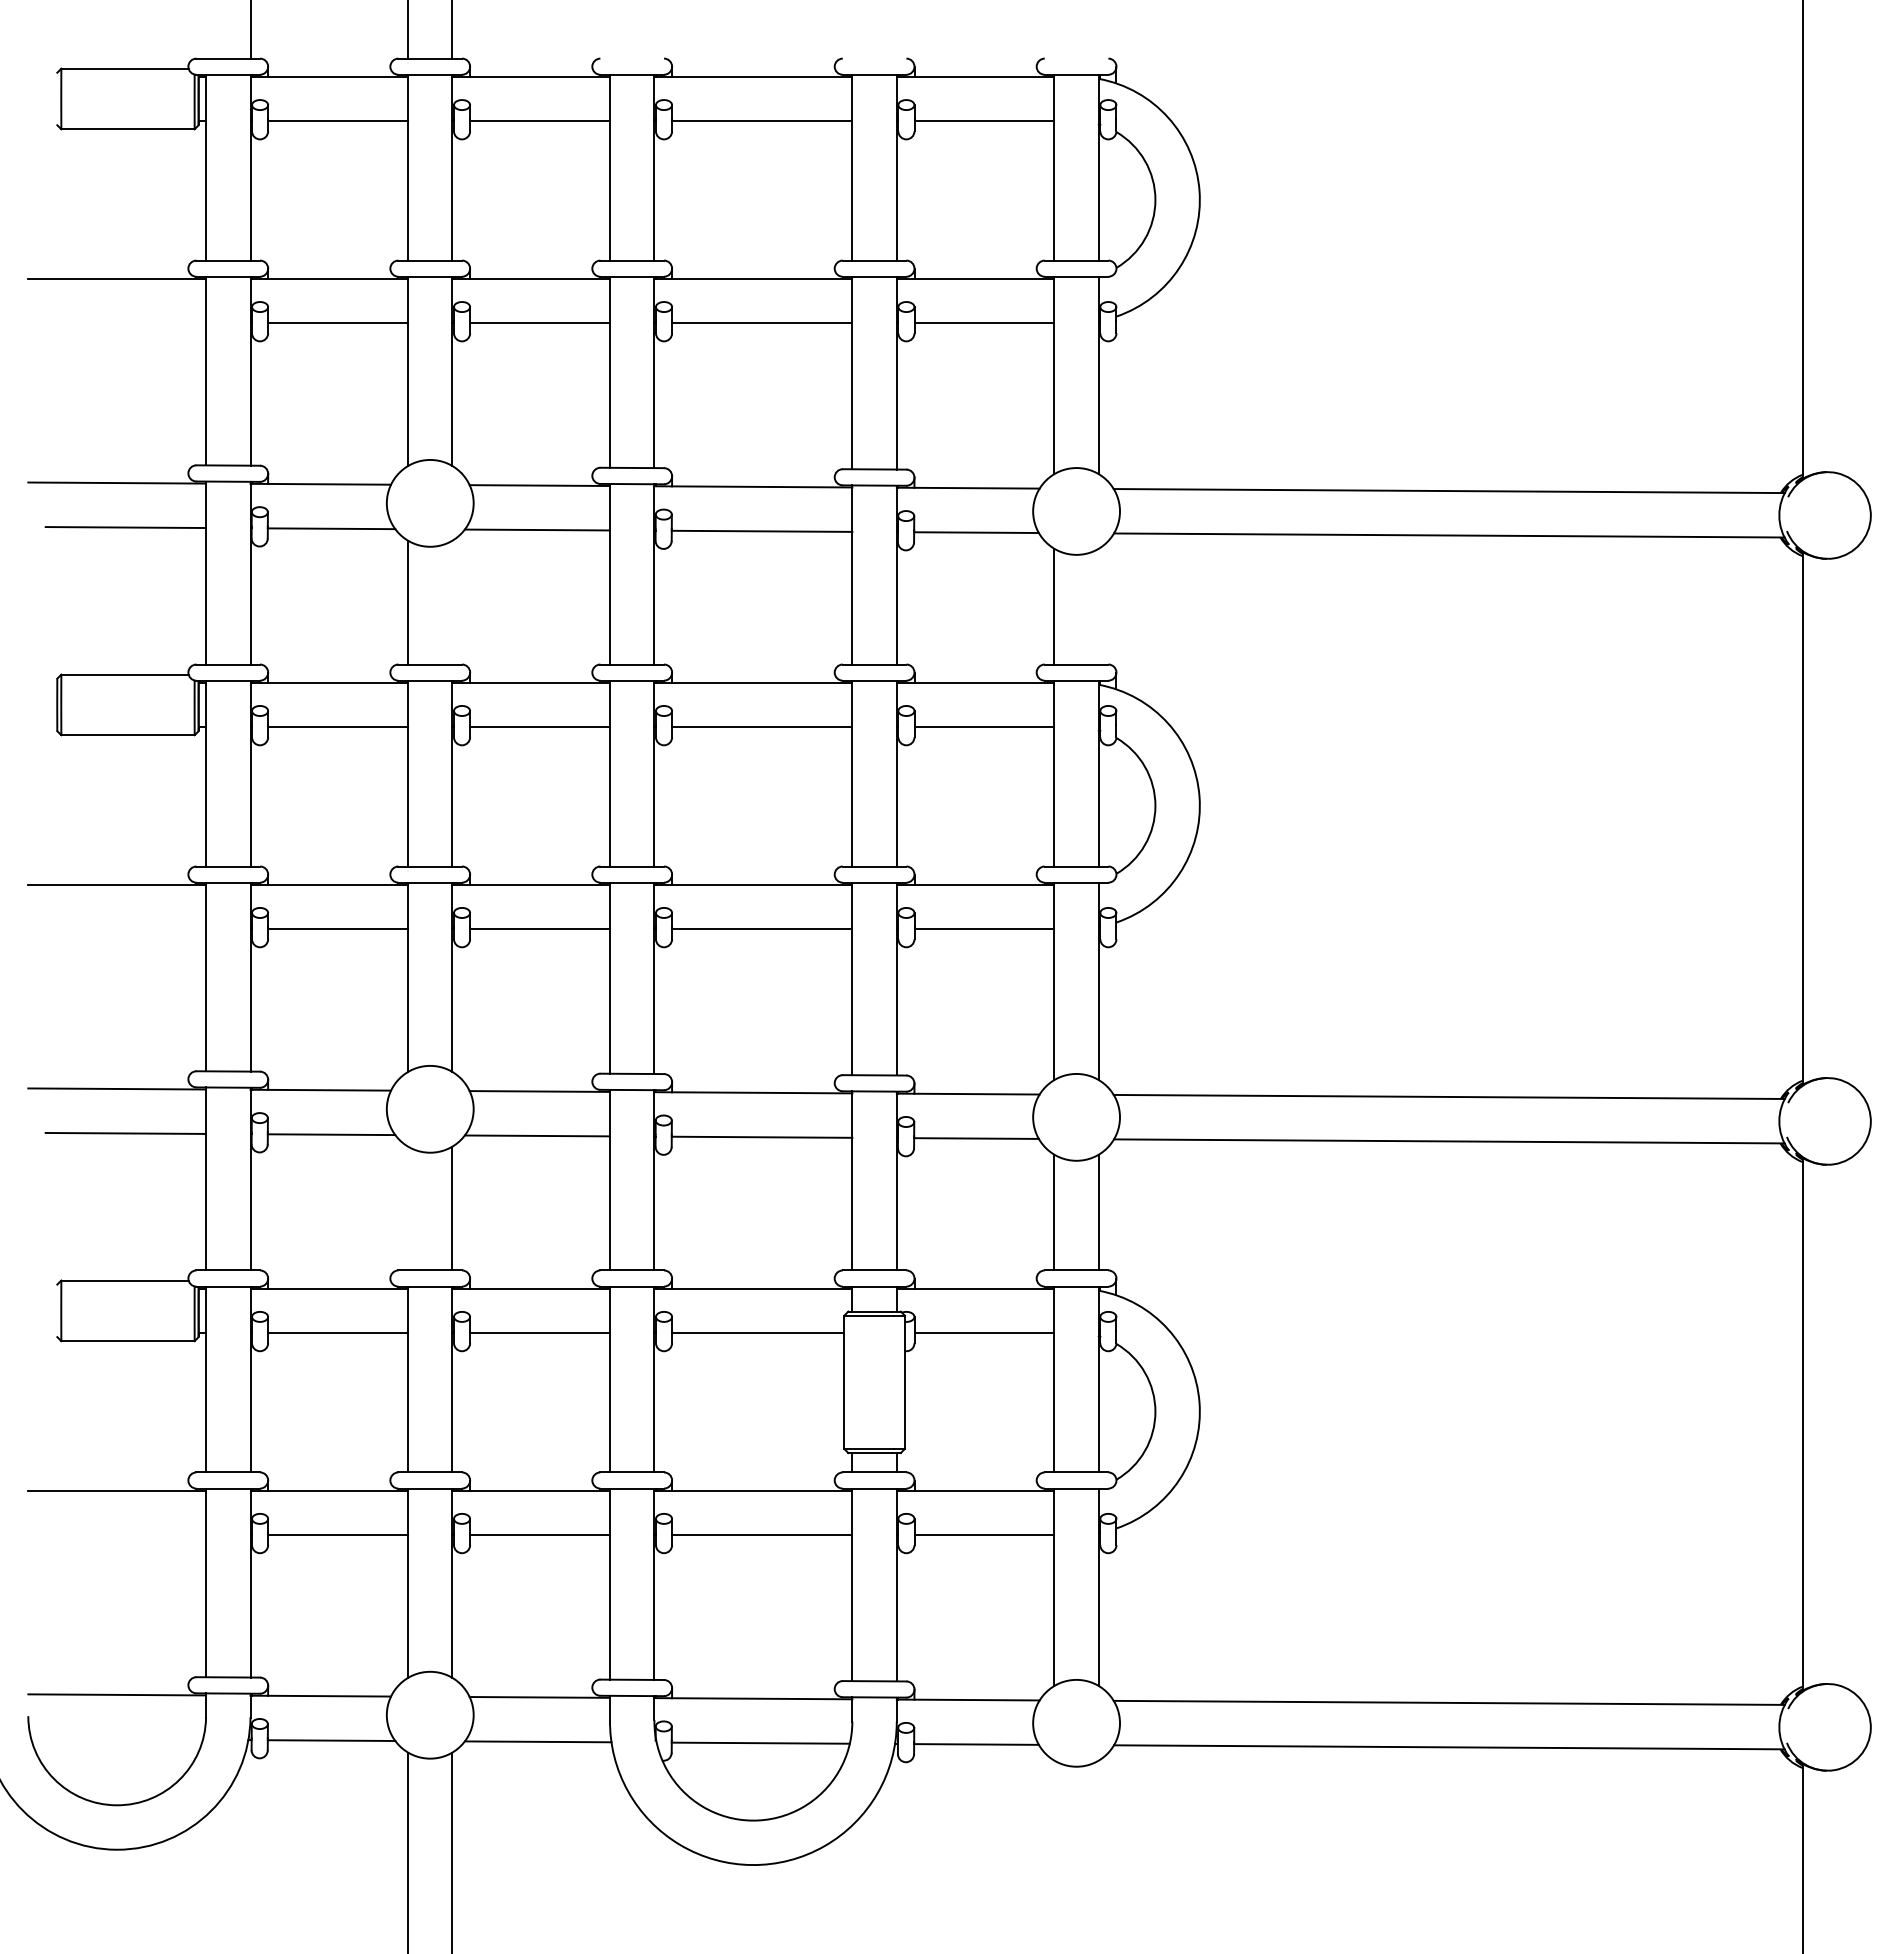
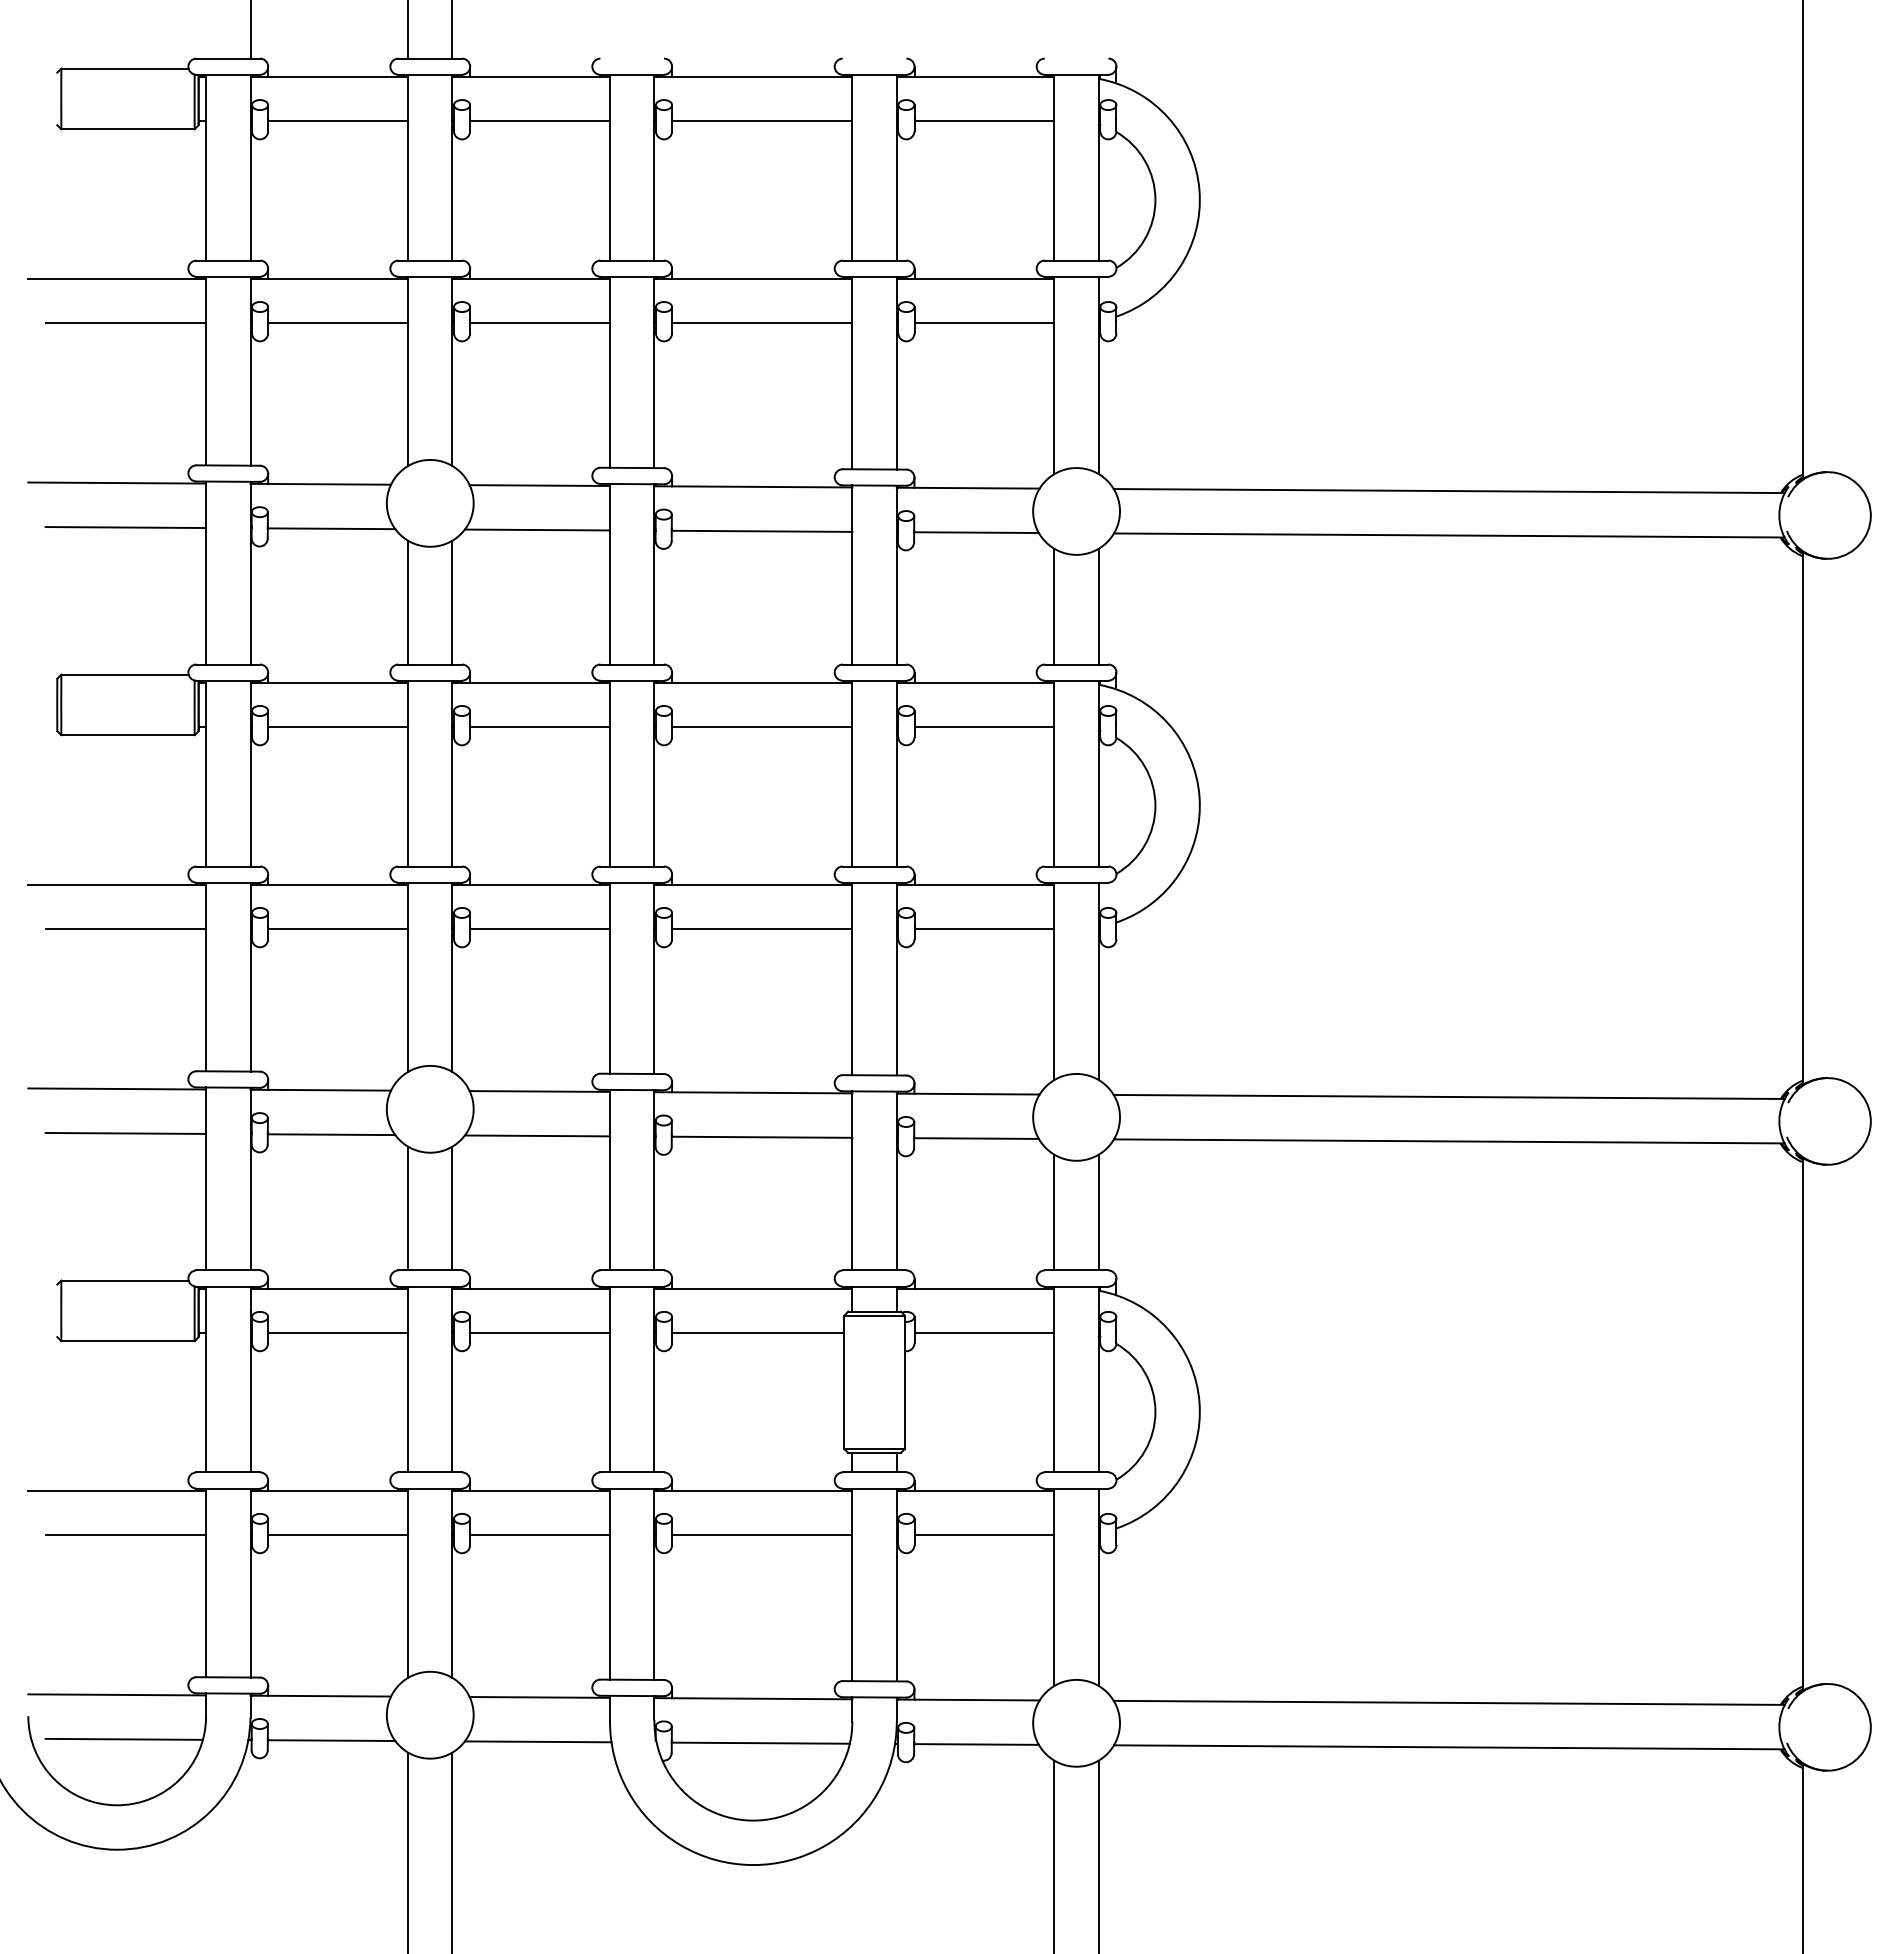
line: none -> present (126, 323)
line: none -> present (452, 602)
line: none -> present (1098, 606)
line: none -> present (126, 929)
line: none -> present (408, 1208)
line: none -> present (126, 1535)
line: none -> present (123, 1738)
line: none -> present (1054, 1855)
line: none -> present (1098, 1855)
